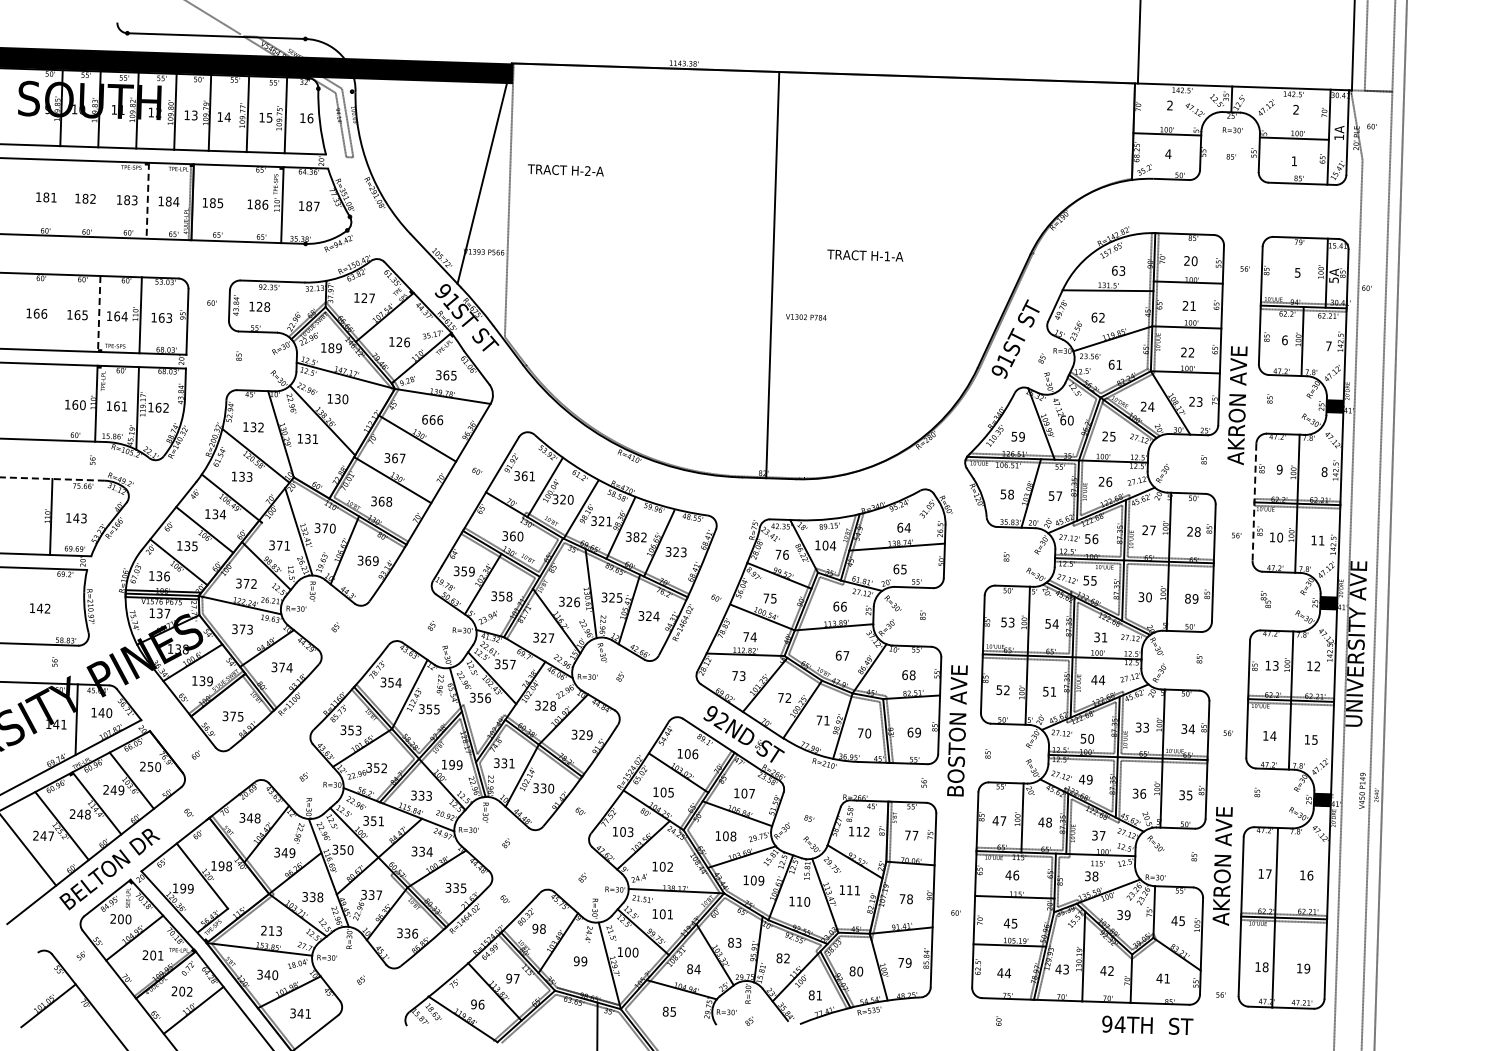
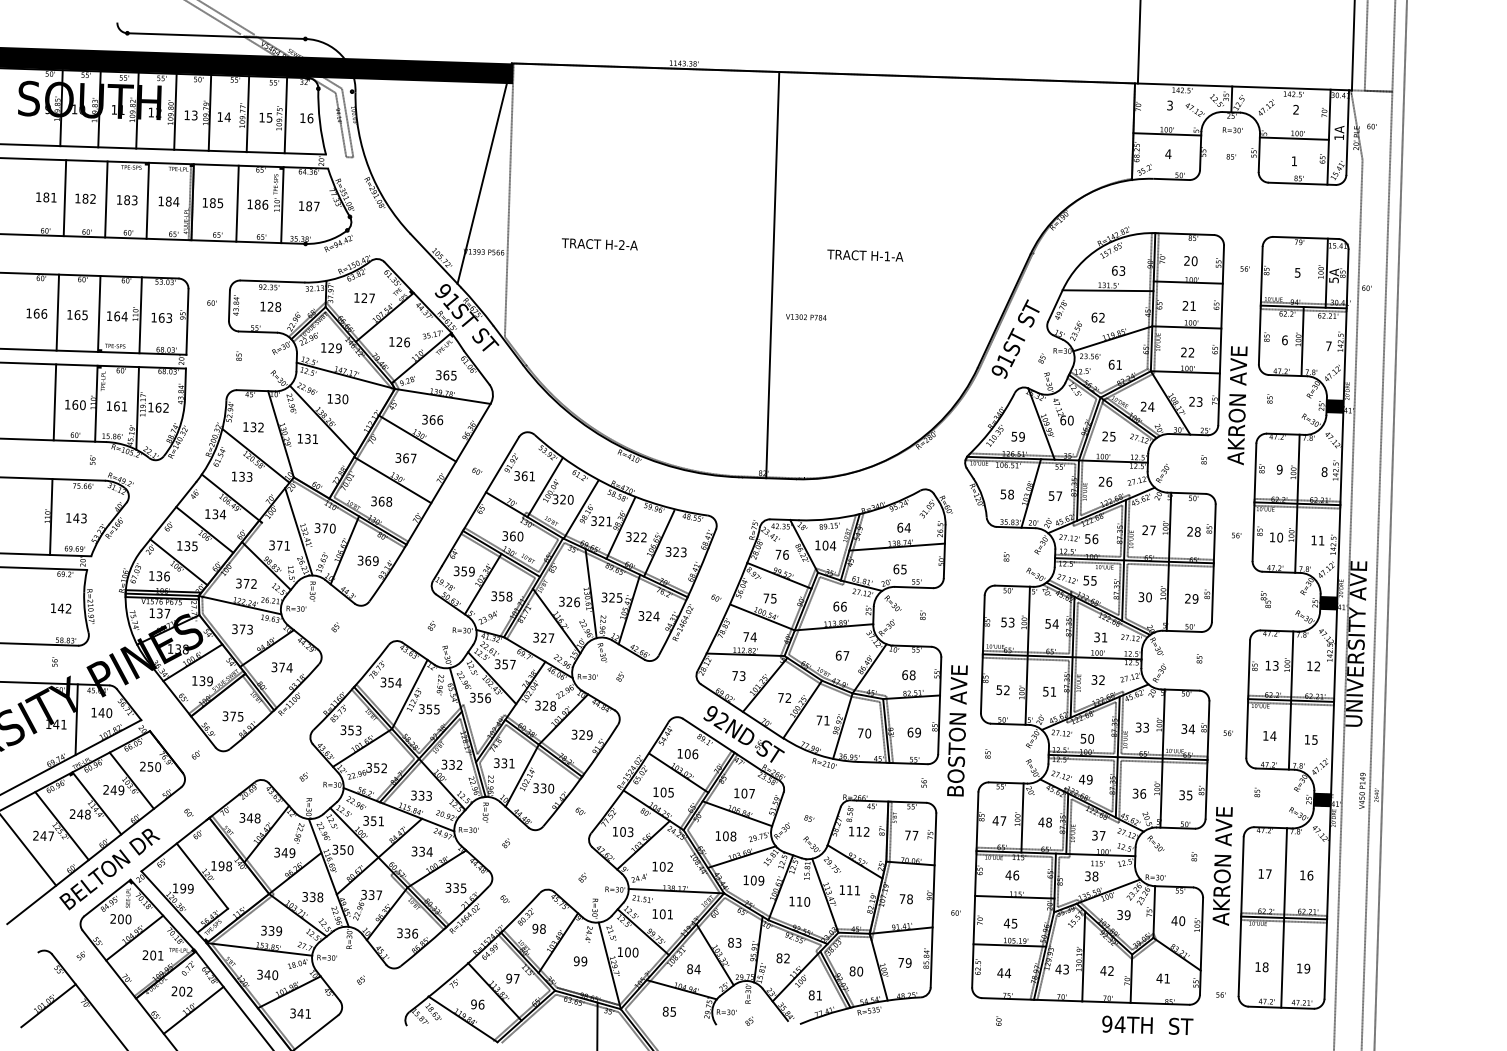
line: none -> present (227, 18)
text: 2 -> 3 (1169, 105)
text position: (565, 170) -> (599, 244) (599, 244)
line: none -> present (64, 198)
line: none -> present (106, 199)
line: dashed -> solid (147, 200)
line: none -> present (237, 203)
text position: (259, 306) -> (270, 306) (270, 306)
line: none -> present (57, 312)
line: dashed -> solid (99, 313)
text: 189 -> 129 (331, 348)
line: none -> present (54, 402)
text: 666 -> 366 (424, 419)
text position: (394, 458) -> (405, 458) (405, 458)
line: dashed -> solid (52, 479)
line: dashed -> solid (1254, 502)
text: 382 -> 322 (636, 537)
text: 89 -> 29 (1187, 598)
text position: (40, 608) -> (61, 608) (61, 608)
text: 44 -> 32 (1098, 679)
text: 199 -> 332 (451, 764)
line position: (1275, 917) -> (1284, 917) (1284, 917)
text: 45 -> 40 (1182, 920)
text: 213 -> 339 (271, 930)
